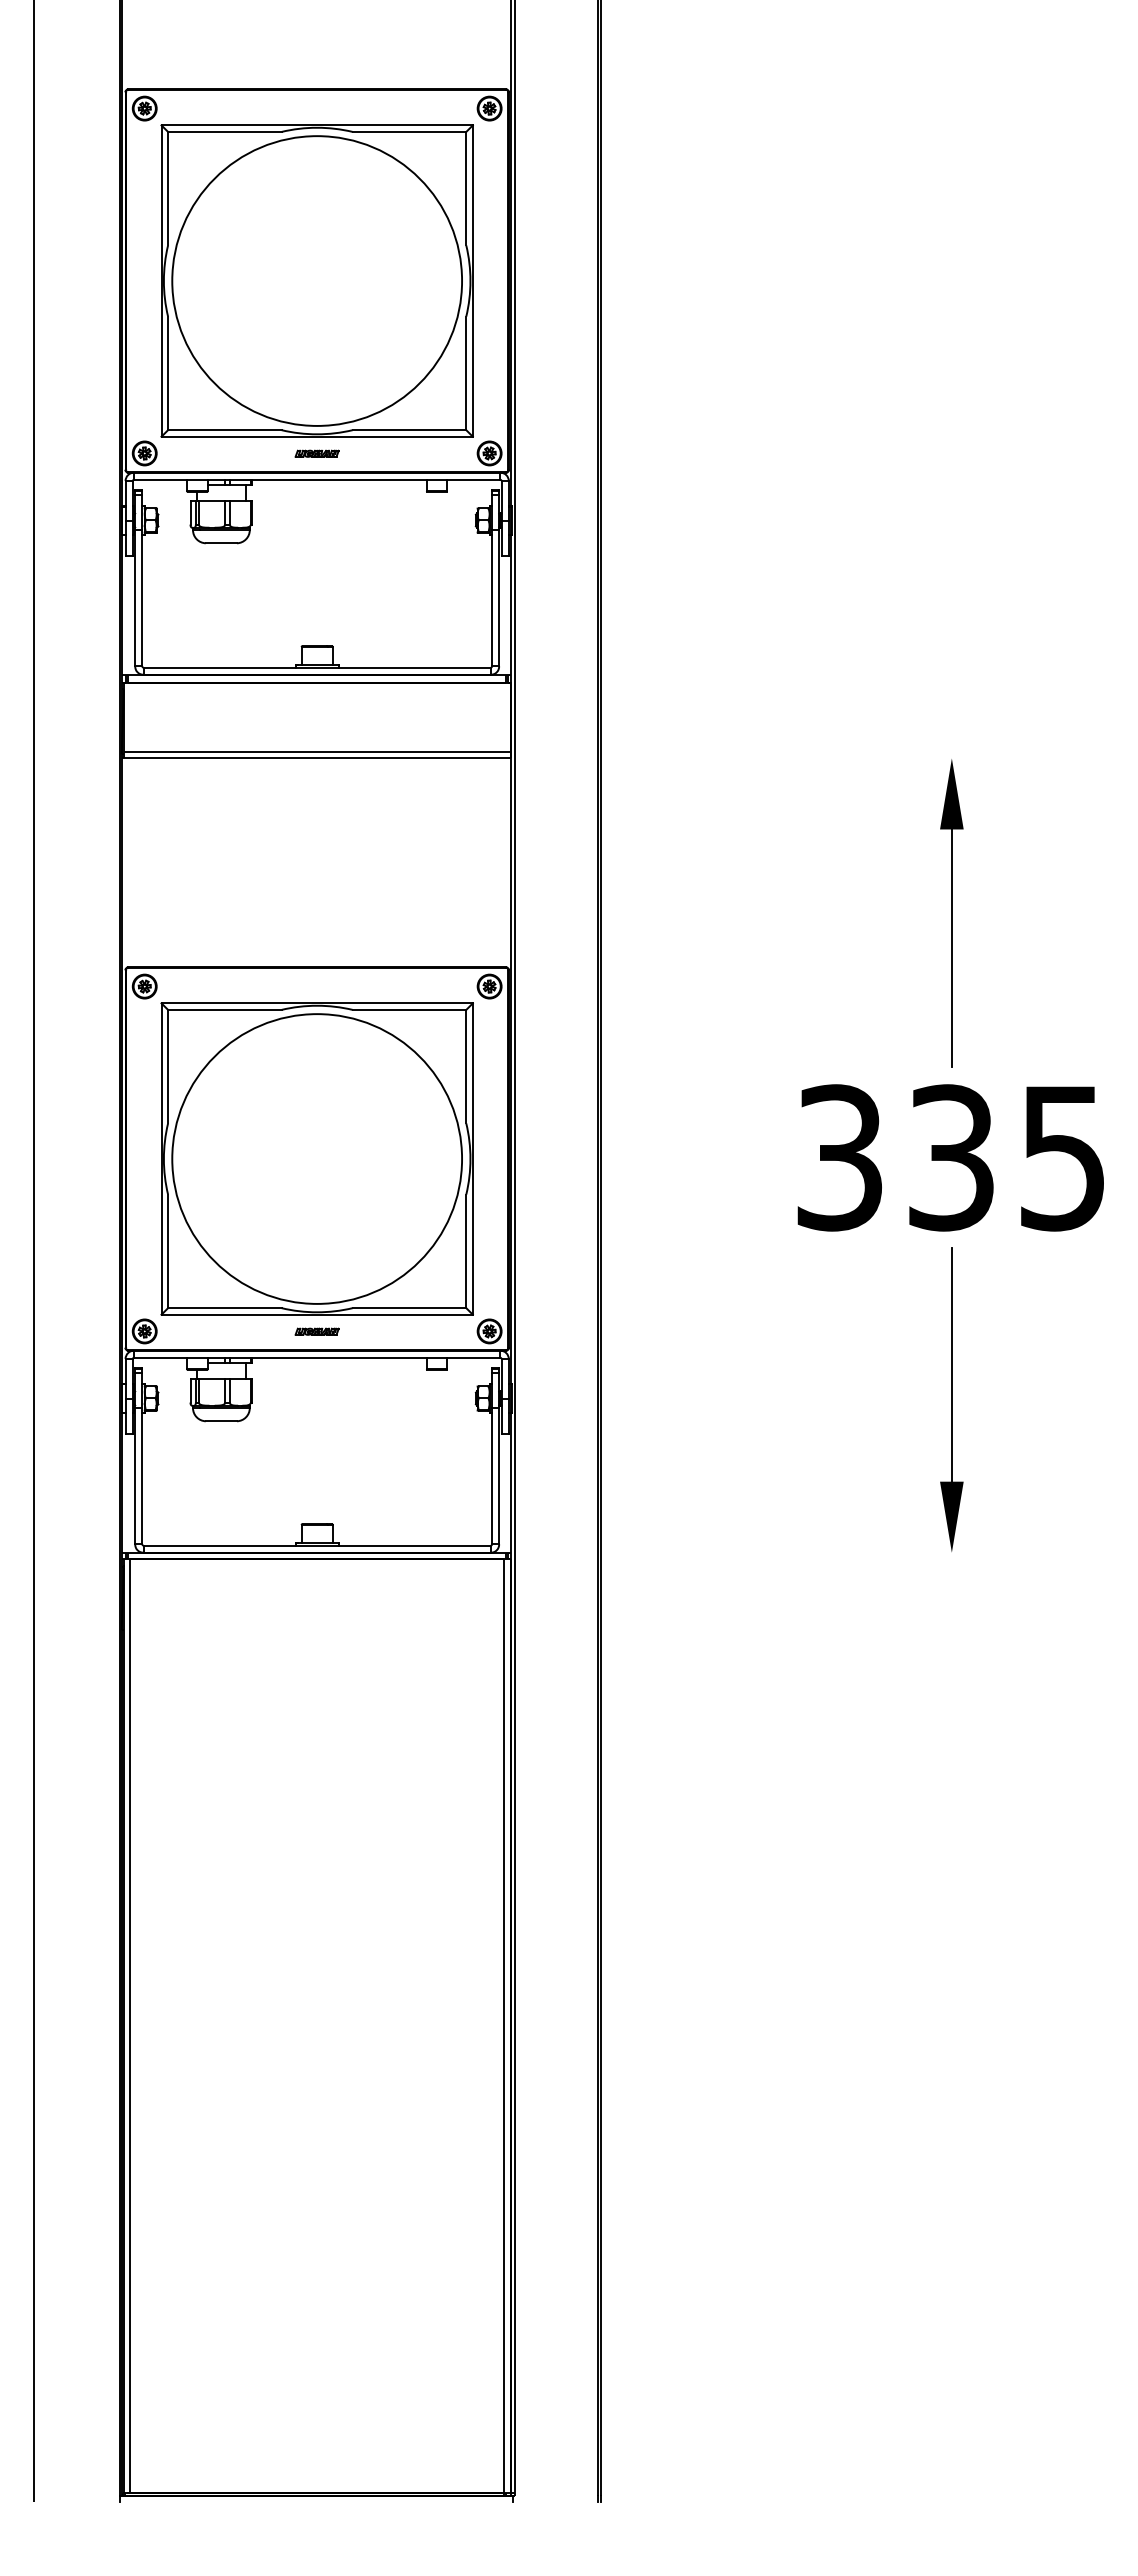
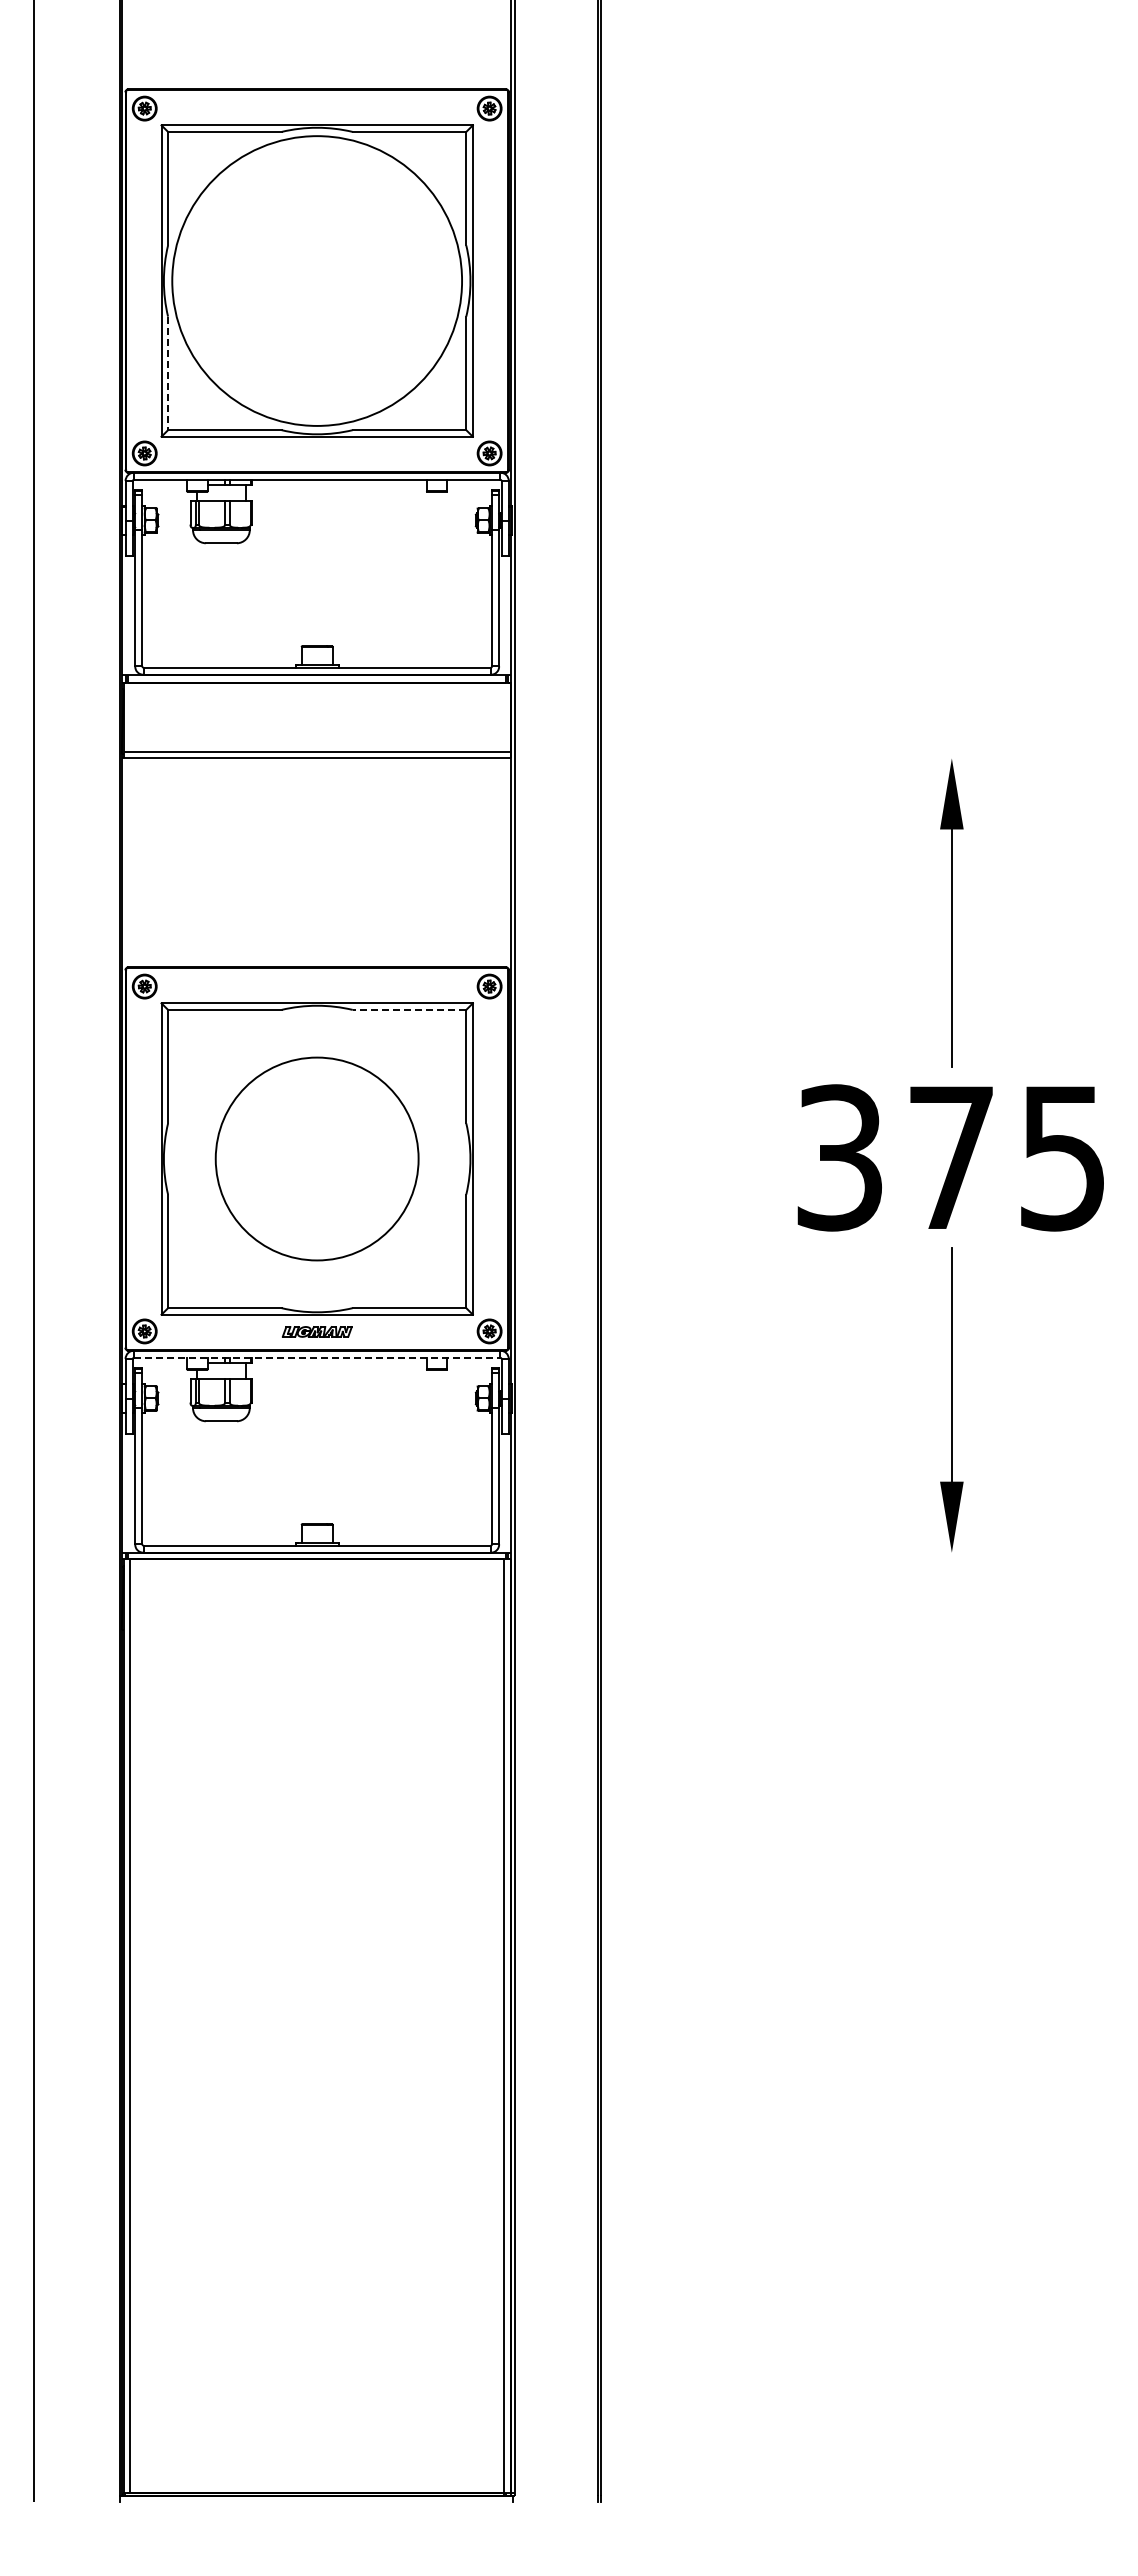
line: solid -> dashed (168, 373)
part: present -> none (316, 453)
line: solid -> dashed (409, 1009)
text: 335 -> 375 (951, 1157)
circle diameter: 290 px -> 203 px (316, 1158)
part size: 46x9 px -> 72x12 px (316, 1331)
line: solid -> dashed (317, 1357)
